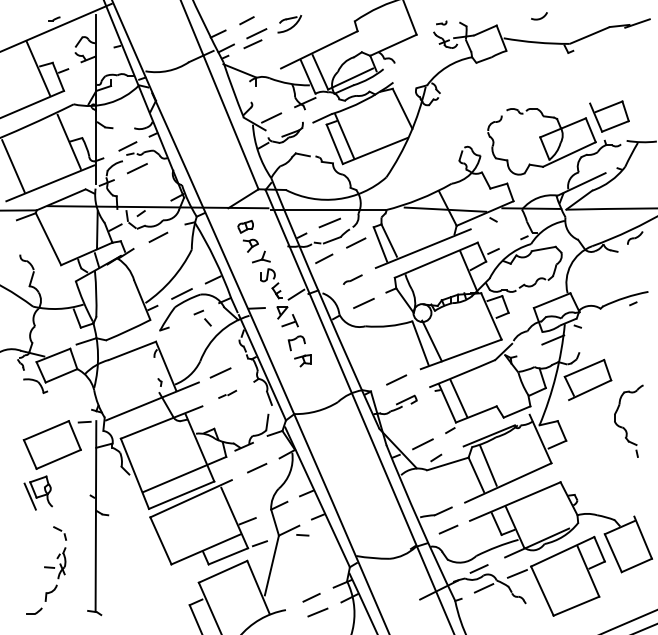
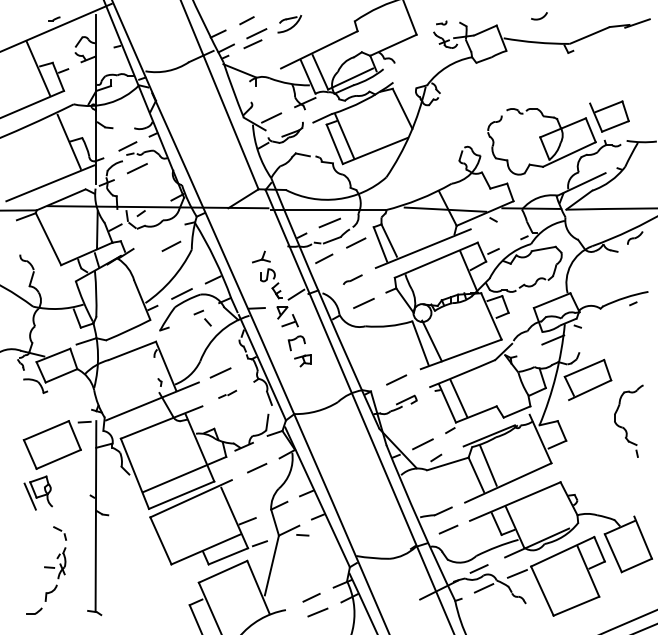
line: present -> none (13, 166)
line position: (158, 236) -> (171, 245) (171, 245)
part: present -> none (247, 236)
